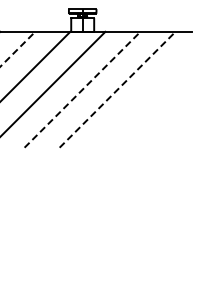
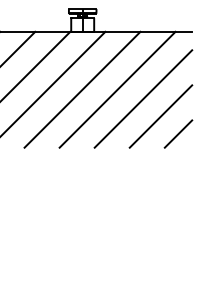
line: dashed -> solid (18, 48)
line: dashed -> solid (82, 89)
line: dashed -> solid (117, 89)
line: none -> present (143, 98)
line: none -> present (160, 116)
line: none -> present (178, 133)
